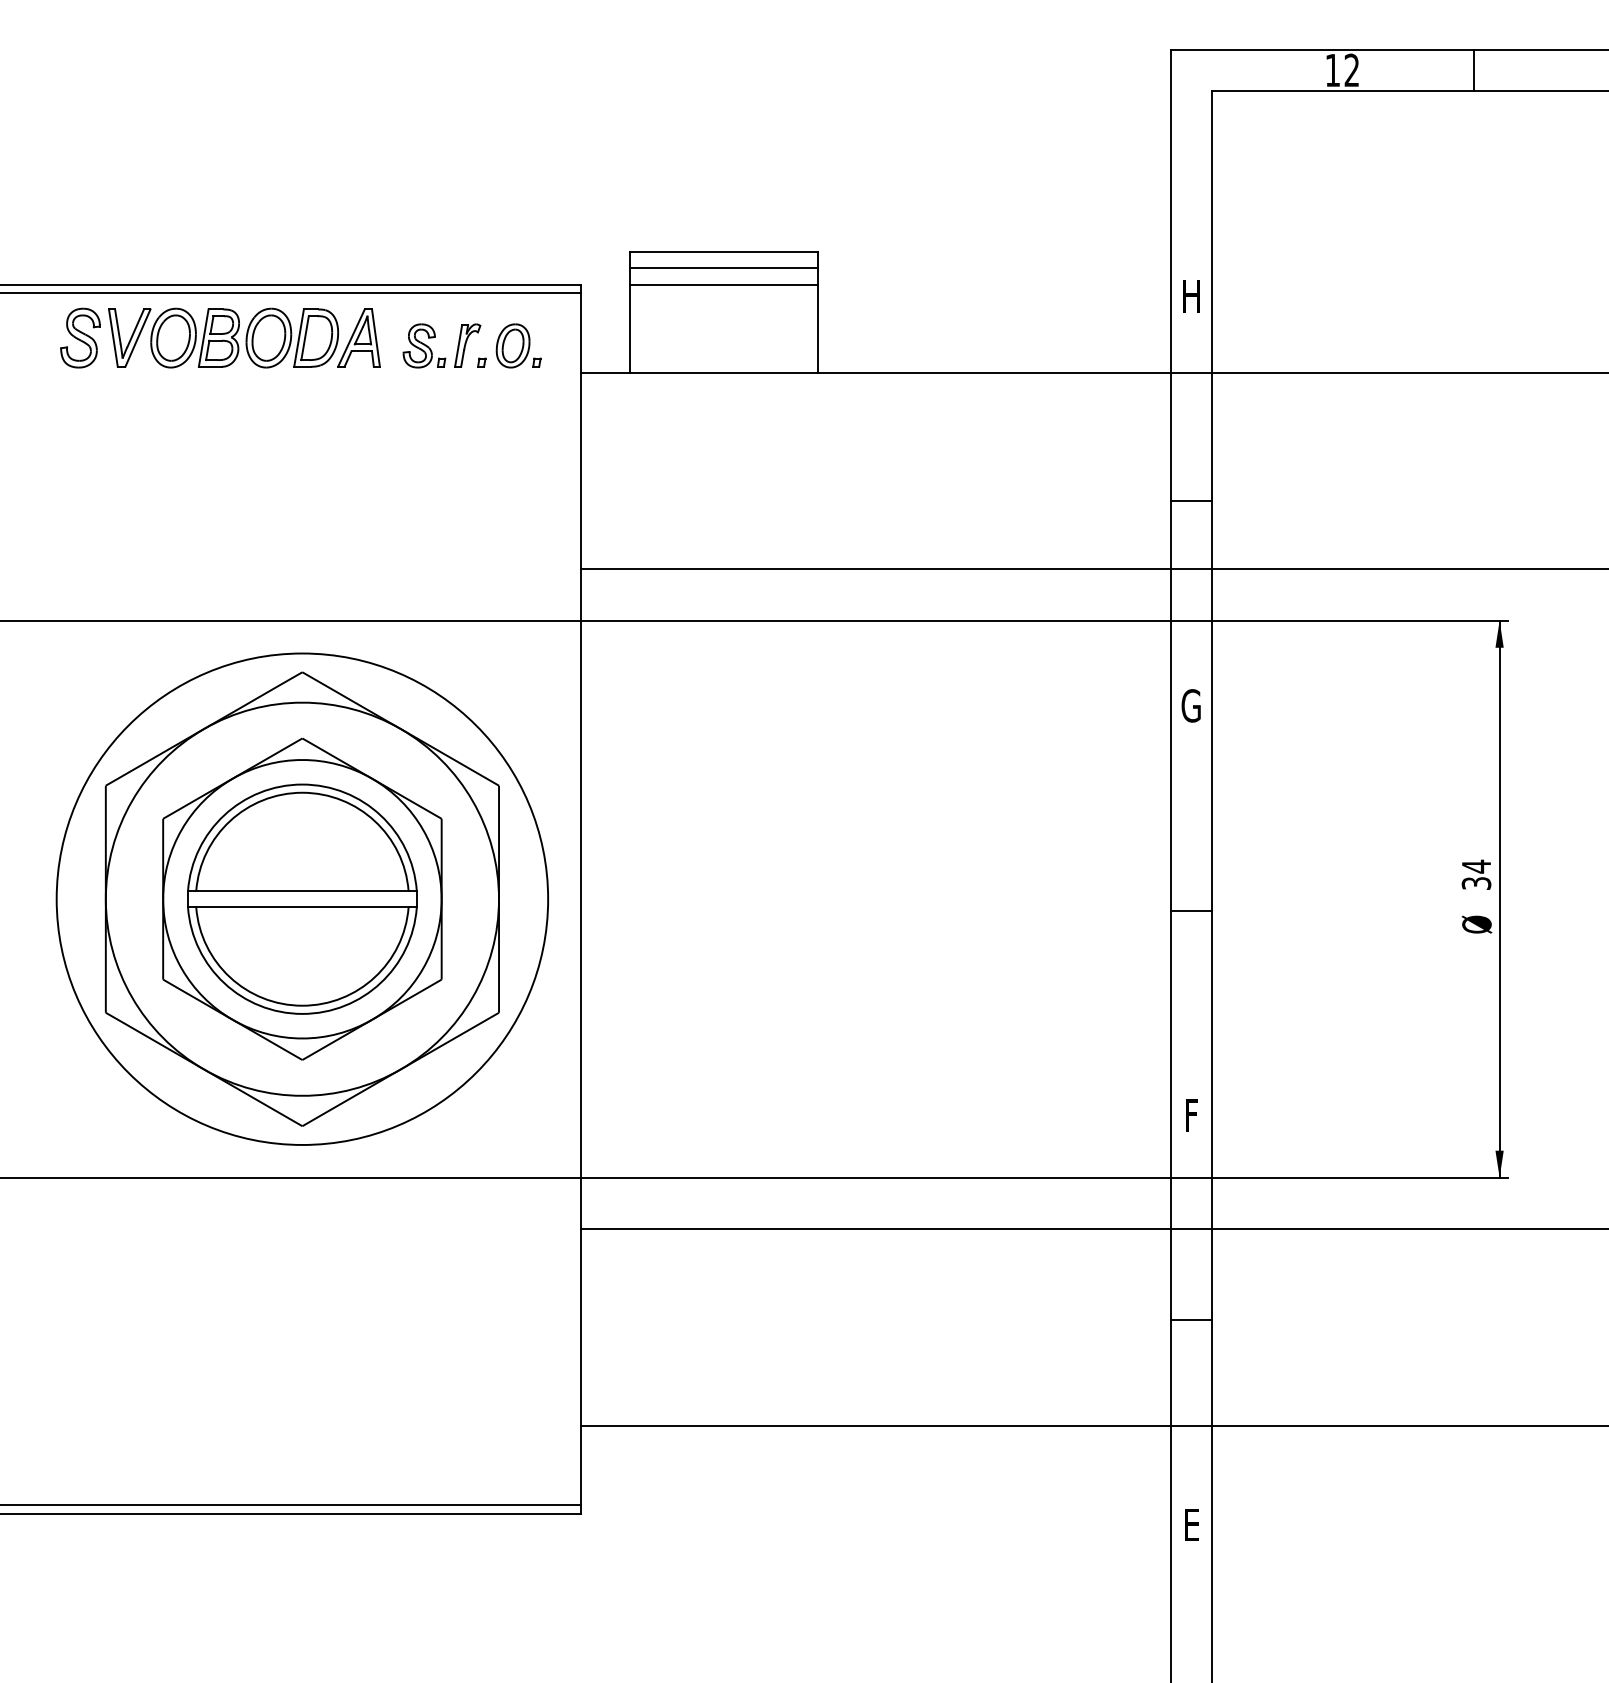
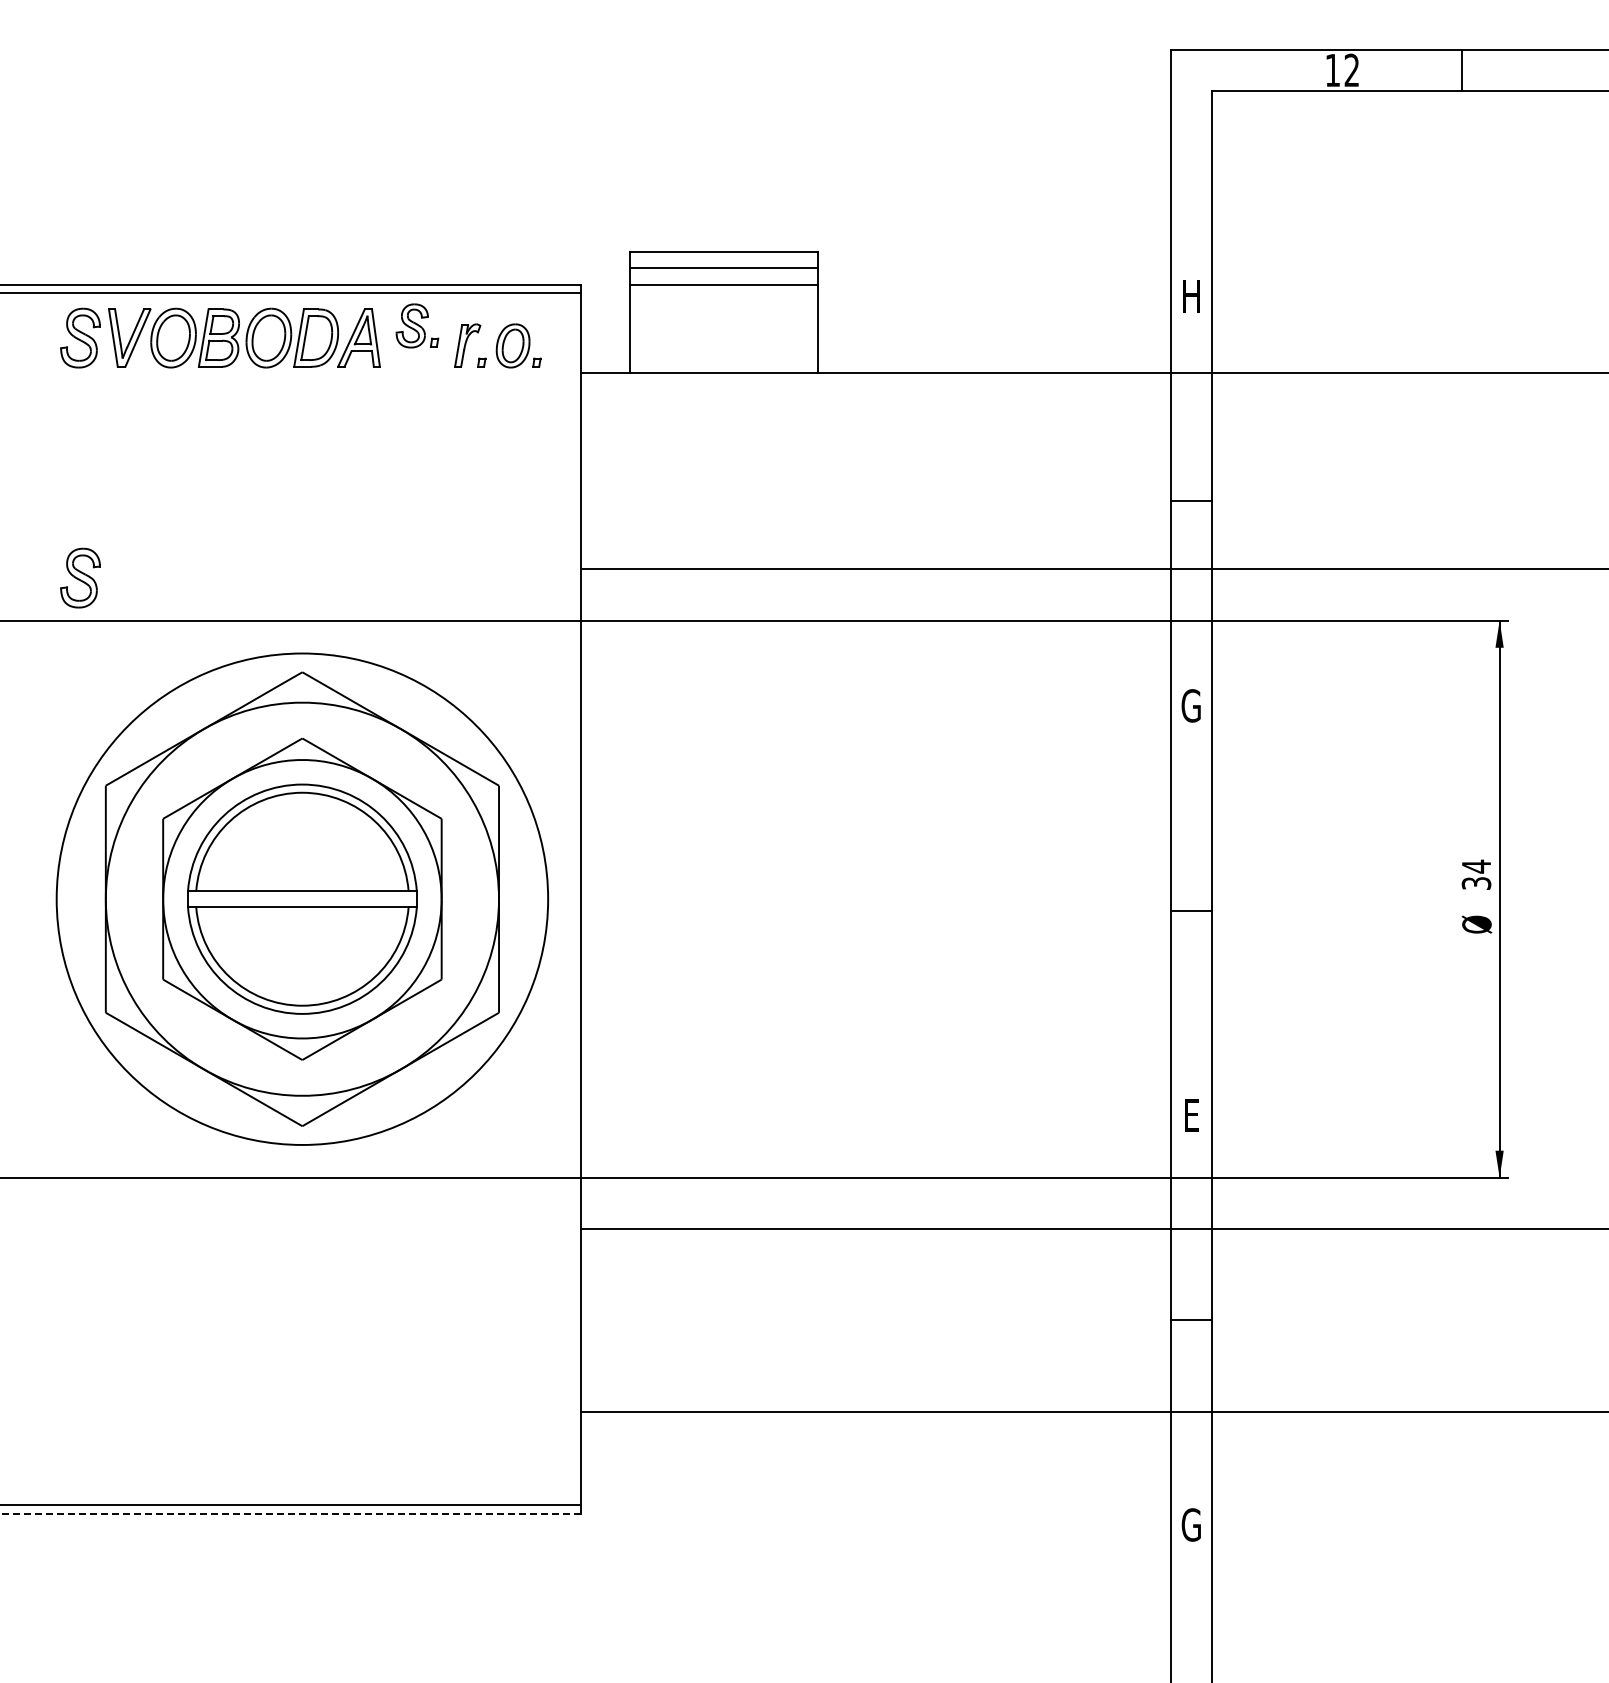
line position: (1474, 70) -> (1462, 70) (1462, 70)
part position: (424, 345) -> (417, 325) (417, 325)
part: none -> present (80, 577)
text: F -> E (1191, 1115)
line position: (1092, 1425) -> (1092, 1411) (1092, 1411)
line: solid -> dashed (290, 1513)
text: E -> G (1190, 1524)
